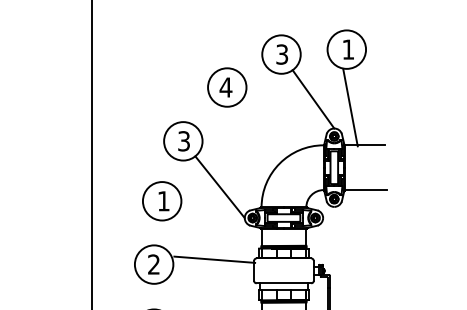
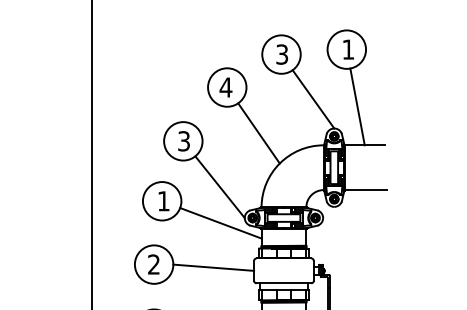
line position: (350, 107) -> (357, 106) (357, 106)
line: none -> present (258, 133)
line: none -> present (220, 223)
line position: (214, 259) -> (213, 267) (213, 267)
